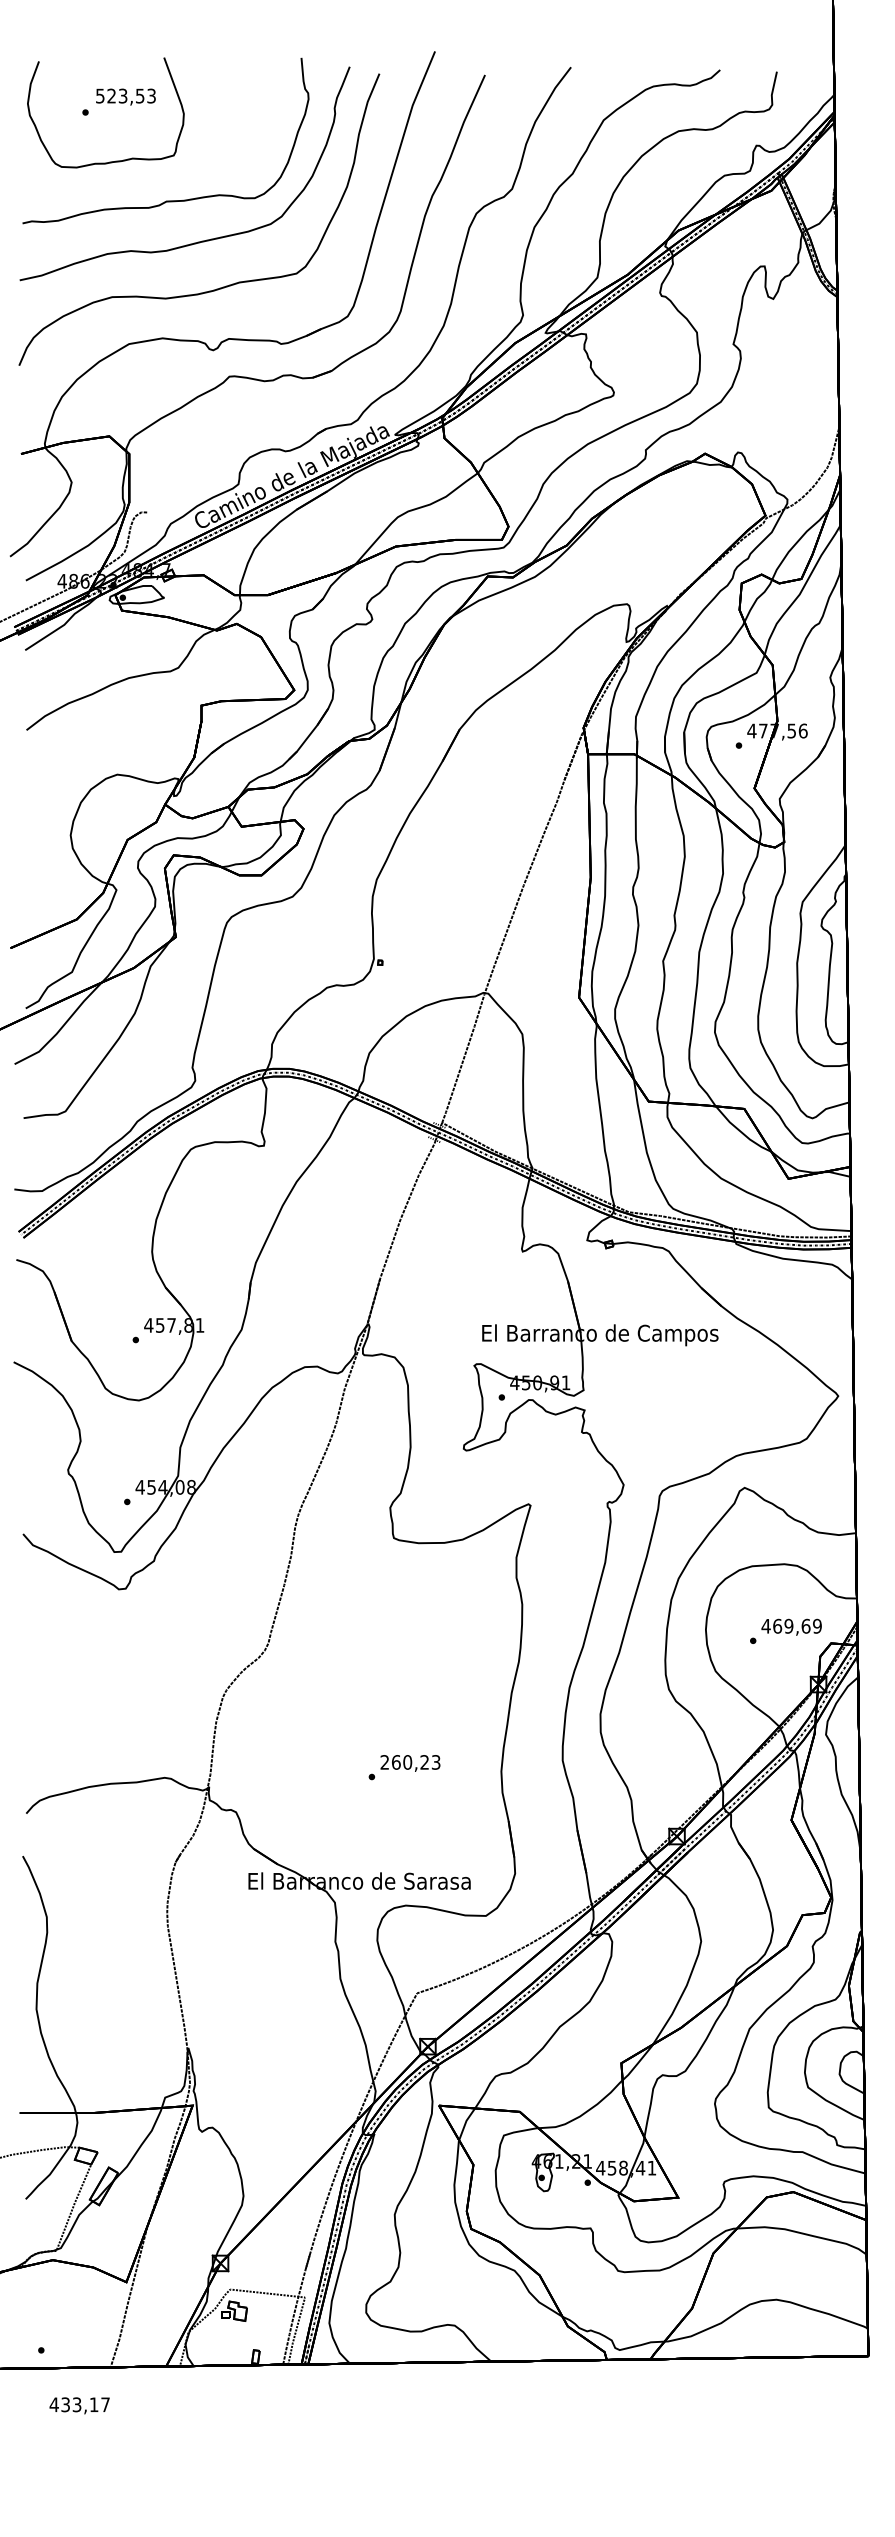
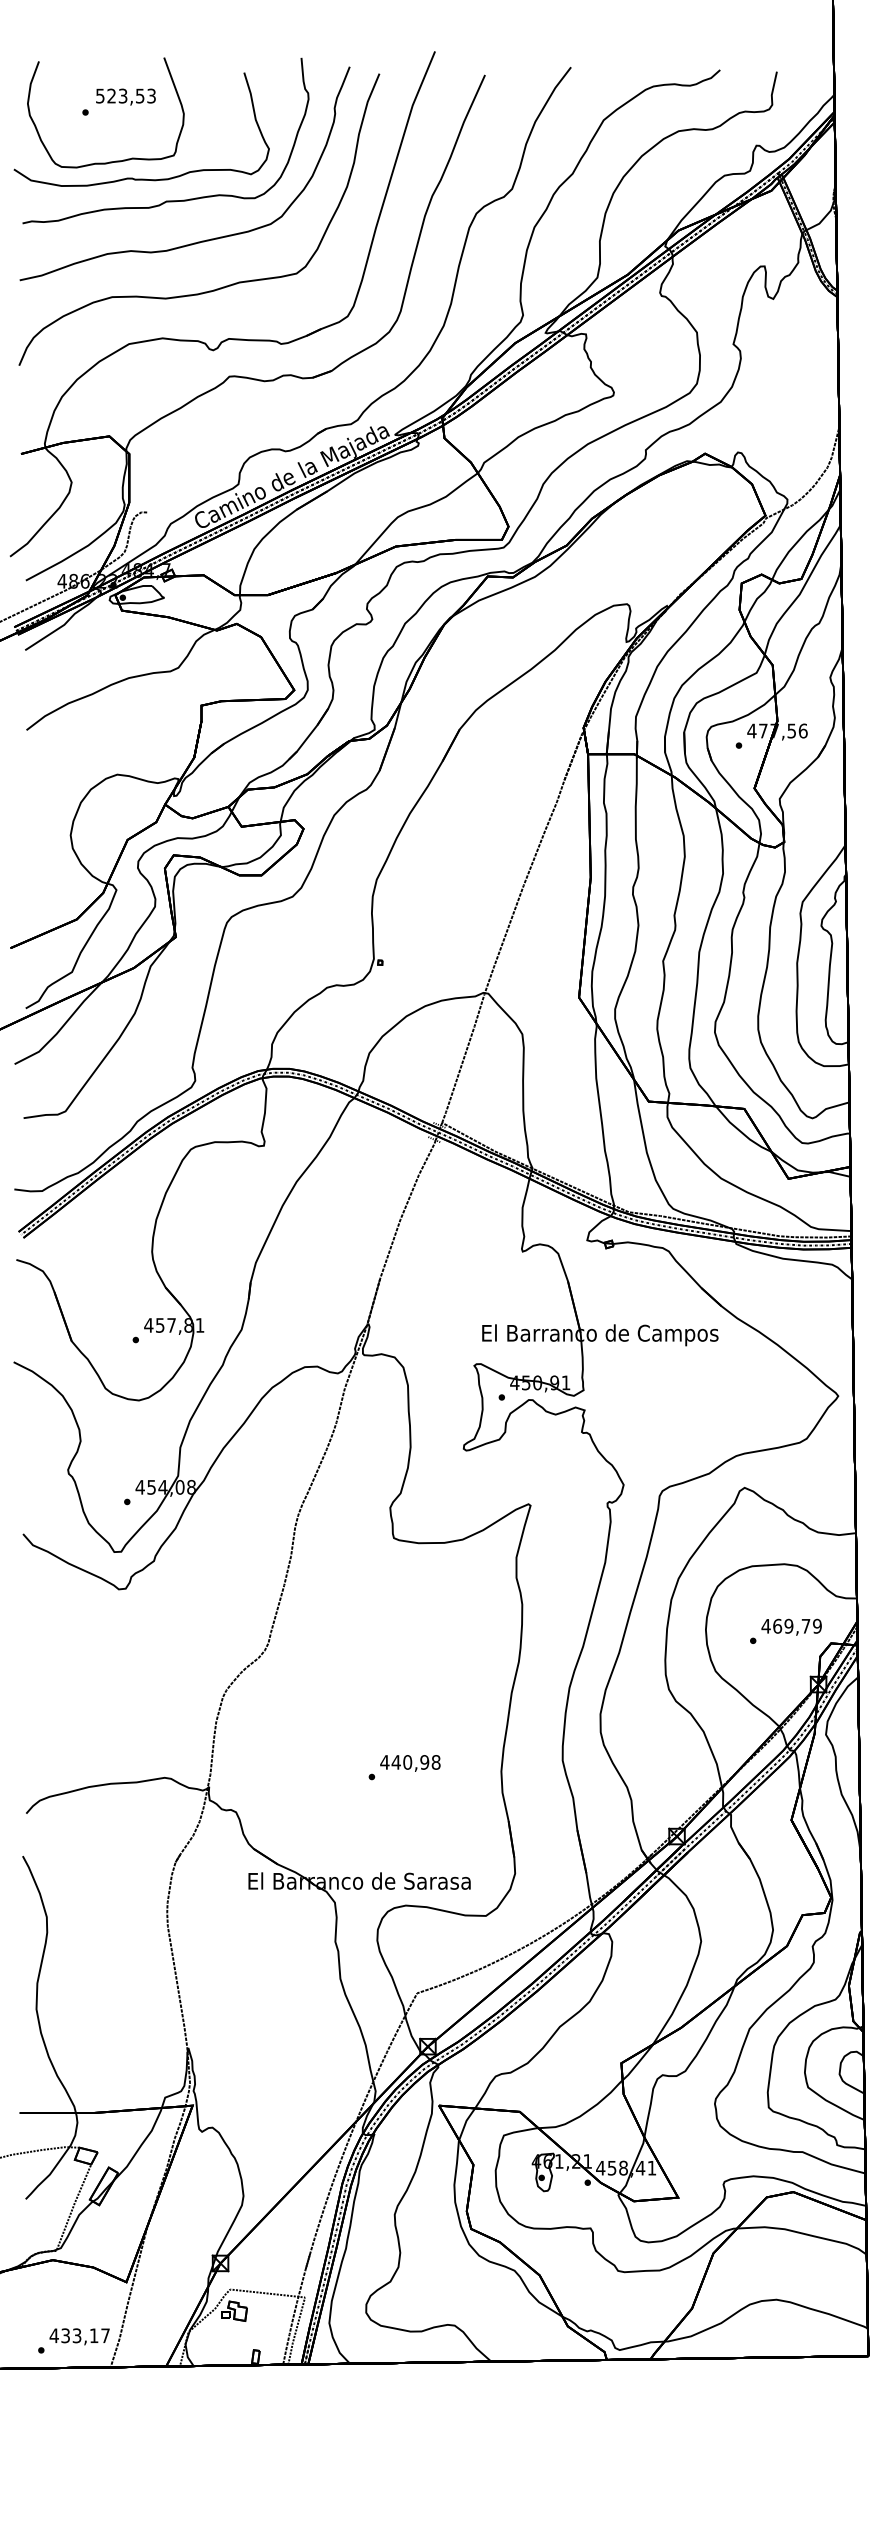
curve: none -> present (132, 177)
text: 469,69 -> 469,79 (805, 1625)
text: 260,23 -> 440,98 (410, 1762)
text position: (79, 2405) -> (79, 2336) (79, 2336)
